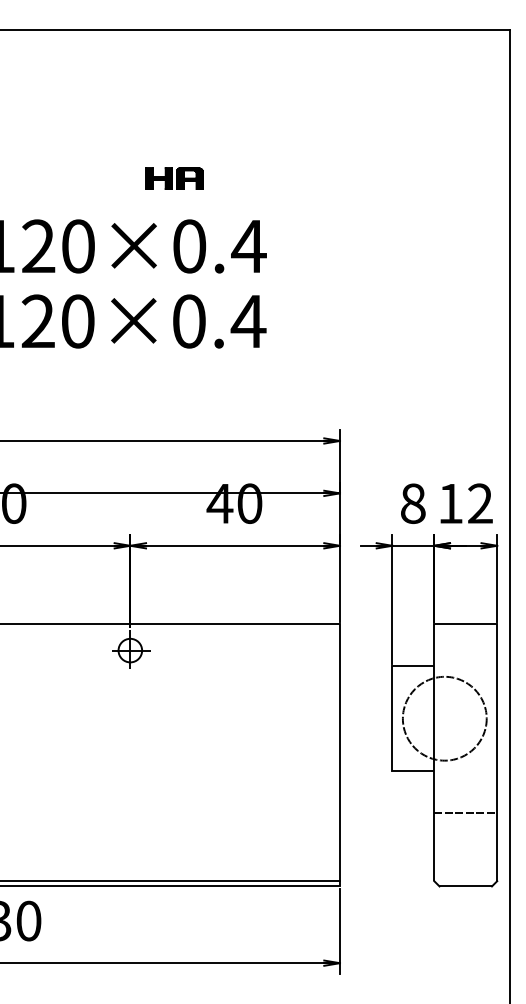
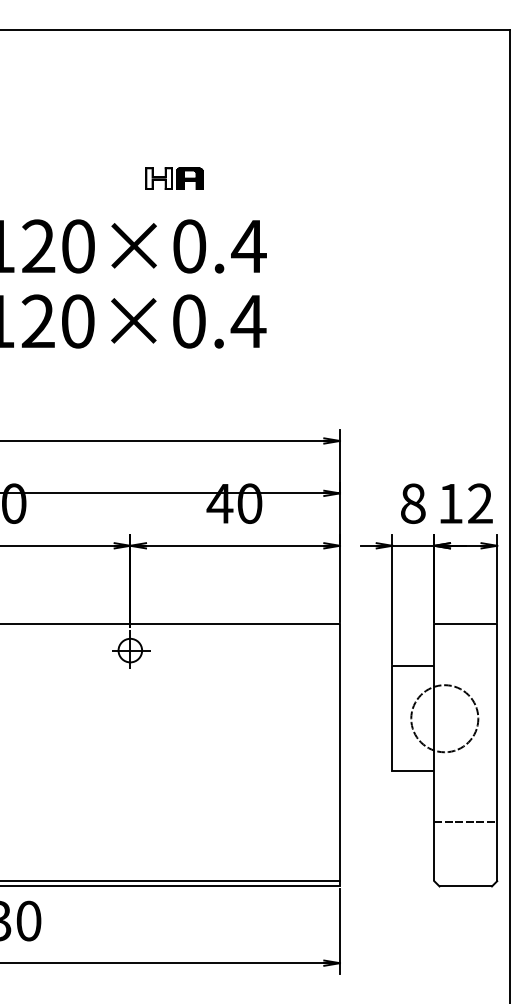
fill: present -> none (158, 178)
circle diameter: 84 px -> 67 px (444, 718)
line position: (465, 813) -> (465, 822) (465, 822)
